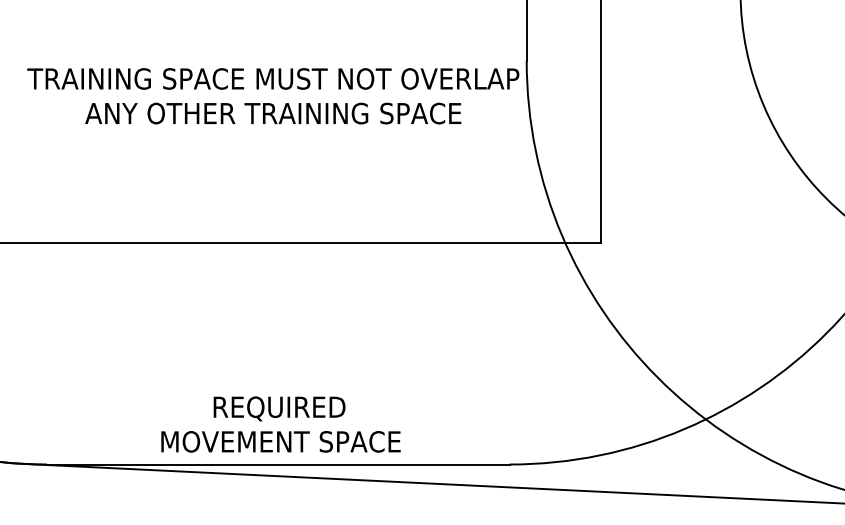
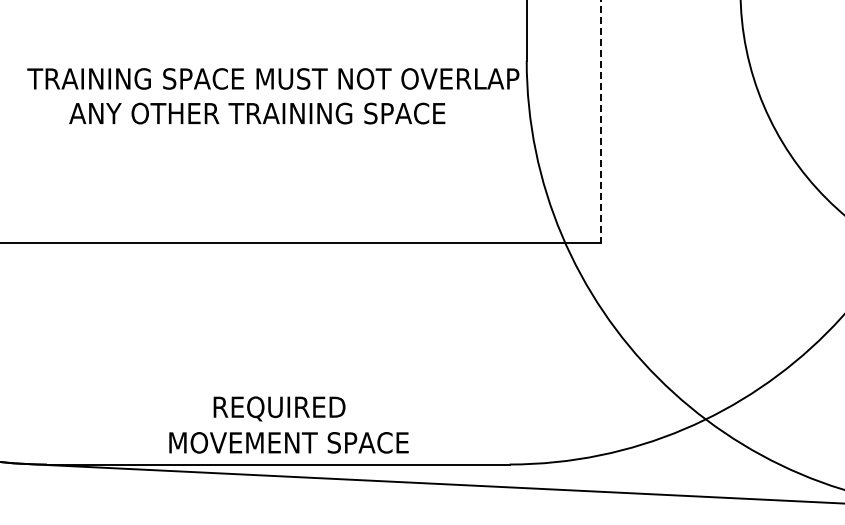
text position: (273, 113) -> (257, 113) (257, 113)
line: solid -> dashed (600, 122)
text position: (280, 441) -> (288, 442) (288, 442)
